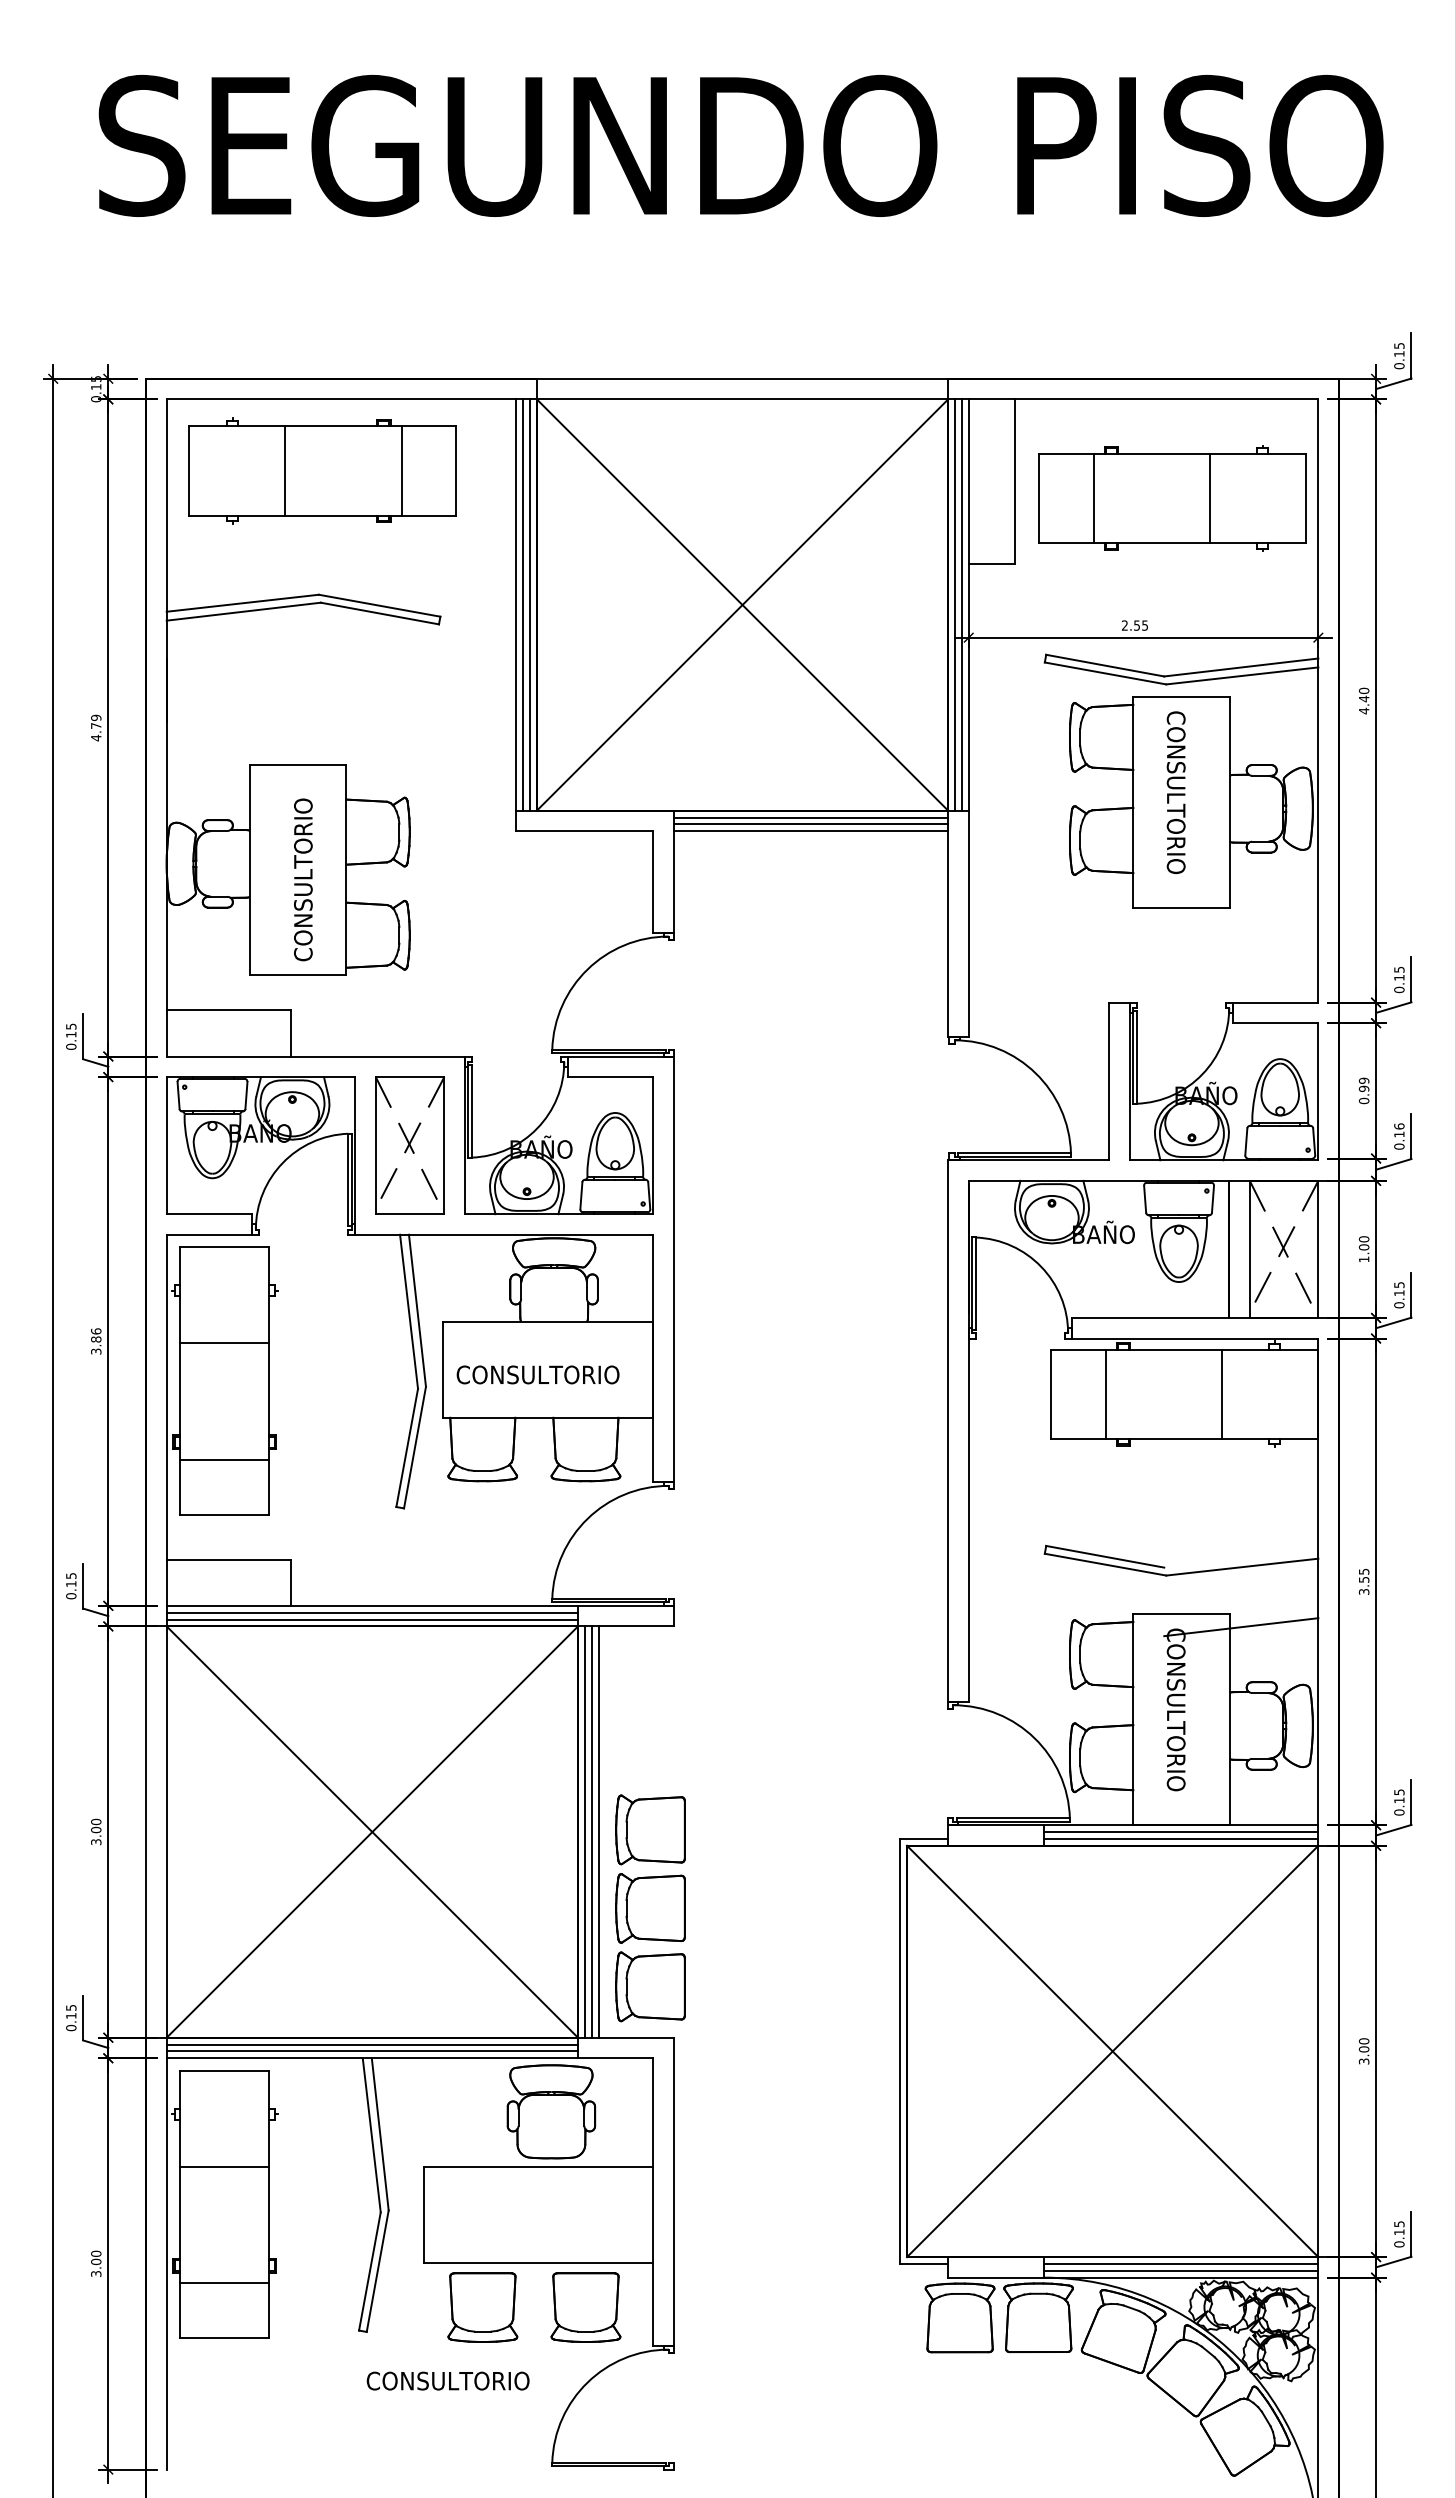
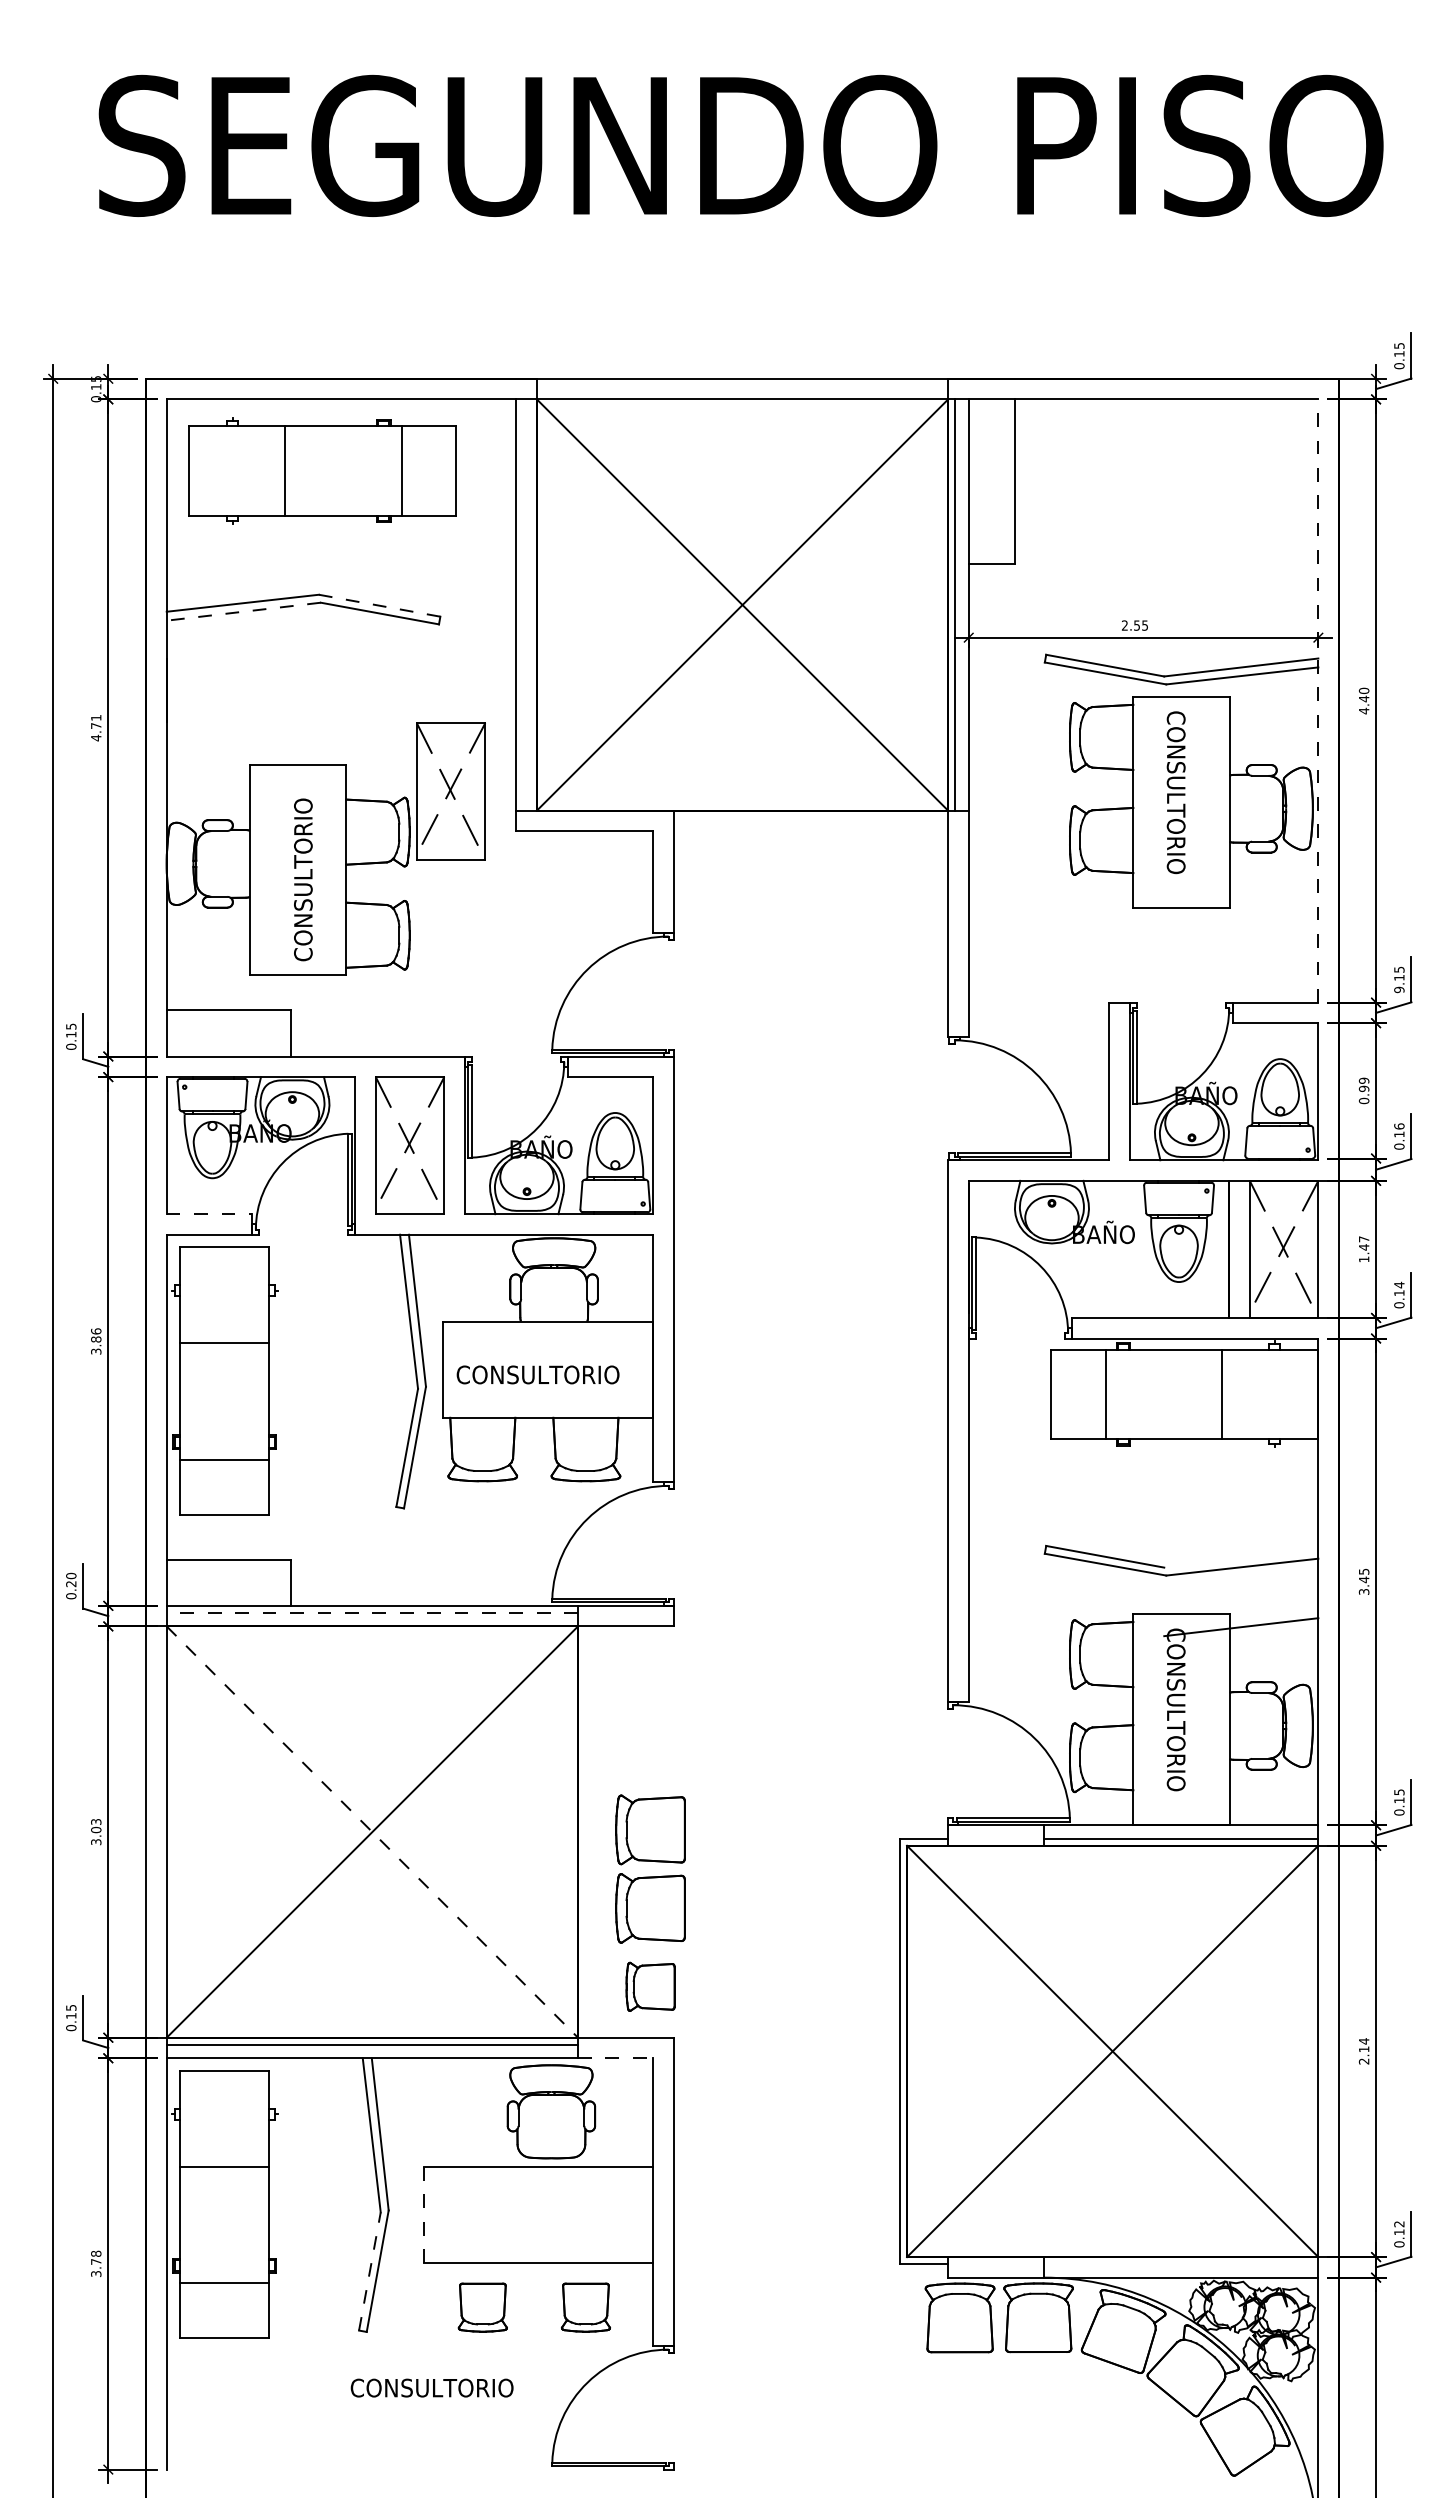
part: present -> none (1172, 498)
line: present -> none (523, 604)
line: present -> none (530, 604)
line: present -> none (961, 604)
line: solid -> dashed (379, 605)
line: solid -> dashed (243, 611)
line: solid -> dashed (1318, 701)
text: 4.79 -> 4.71 (96, 717)
part: none -> present (450, 791)
line: present -> none (810, 817)
line: present -> none (810, 824)
line: present -> none (810, 831)
text: 0.15 -> 9.15 (1399, 990)
line: solid -> dashed (209, 1214)
text: 1.00 -> 1.47 (1363, 1243)
text: 0.15 -> 0.14 (1399, 1284)
text: 0.15 -> 0.20 (71, 1579)
text: 3.55 -> 3.45 (1364, 1579)
line: solid -> dashed (372, 1612)
line: present -> none (372, 1619)
text: 3.00 -> 3.03 (96, 1821)
line: present -> none (584, 1831)
line: present -> none (591, 1831)
line: present -> none (598, 1831)
line: solid -> dashed (372, 1832)
line: present -> none (1181, 1832)
part size: 71x72 px -> 51x51 px (650, 1986)
line: present -> none (372, 2051)
text: 3.00 -> 2.14 (1363, 2051)
line: solid -> dashed (615, 2058)
line: solid -> dashed (424, 2214)
text: 0.15 -> 0.12 (1399, 2224)
text: 3.00 -> 3.78 (96, 2257)
line: present -> none (1181, 2263)
line: solid -> dashed (370, 2270)
line: present -> none (1181, 2270)
part size: 72x71 px -> 51x51 px (482, 2307)
part size: 72x71 px -> 51x51 px (585, 2307)
text position: (447, 2380) -> (431, 2387) (431, 2387)
